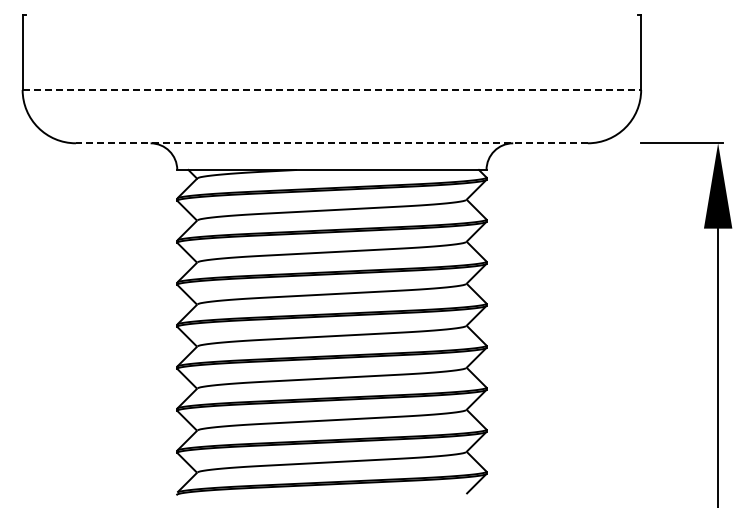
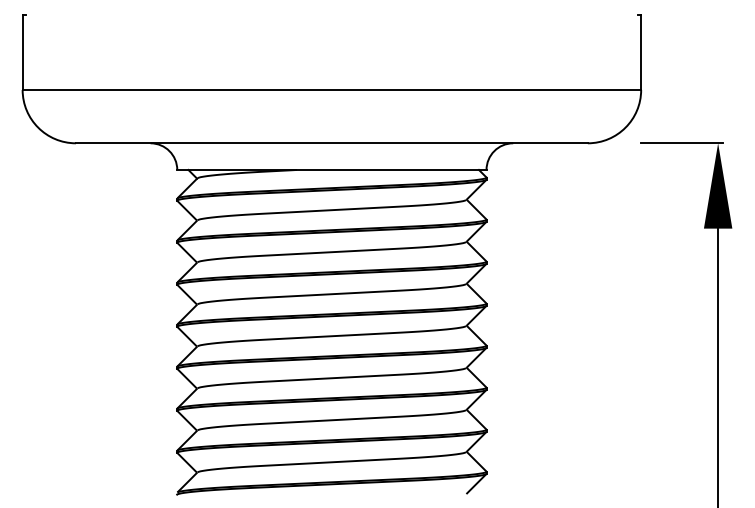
line: dashed -> solid (332, 89)
line: dashed -> solid (331, 143)
